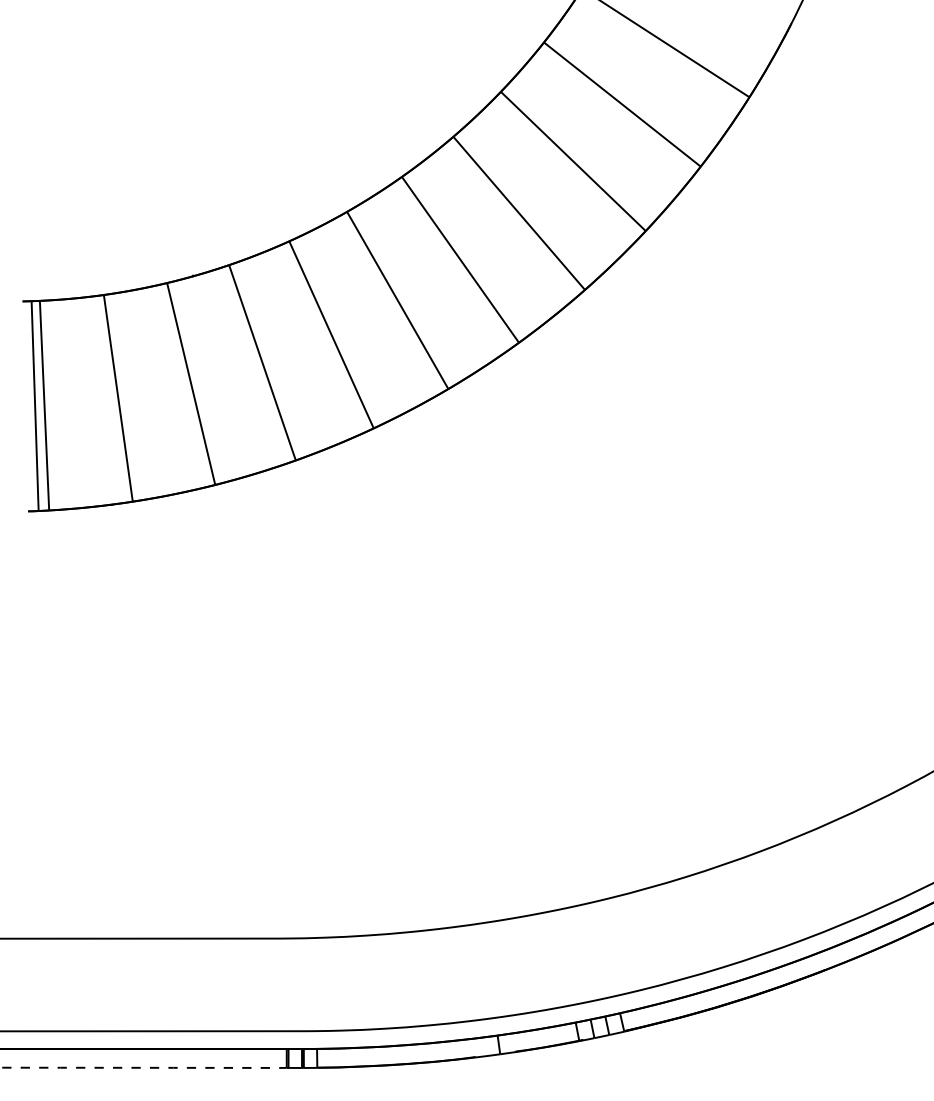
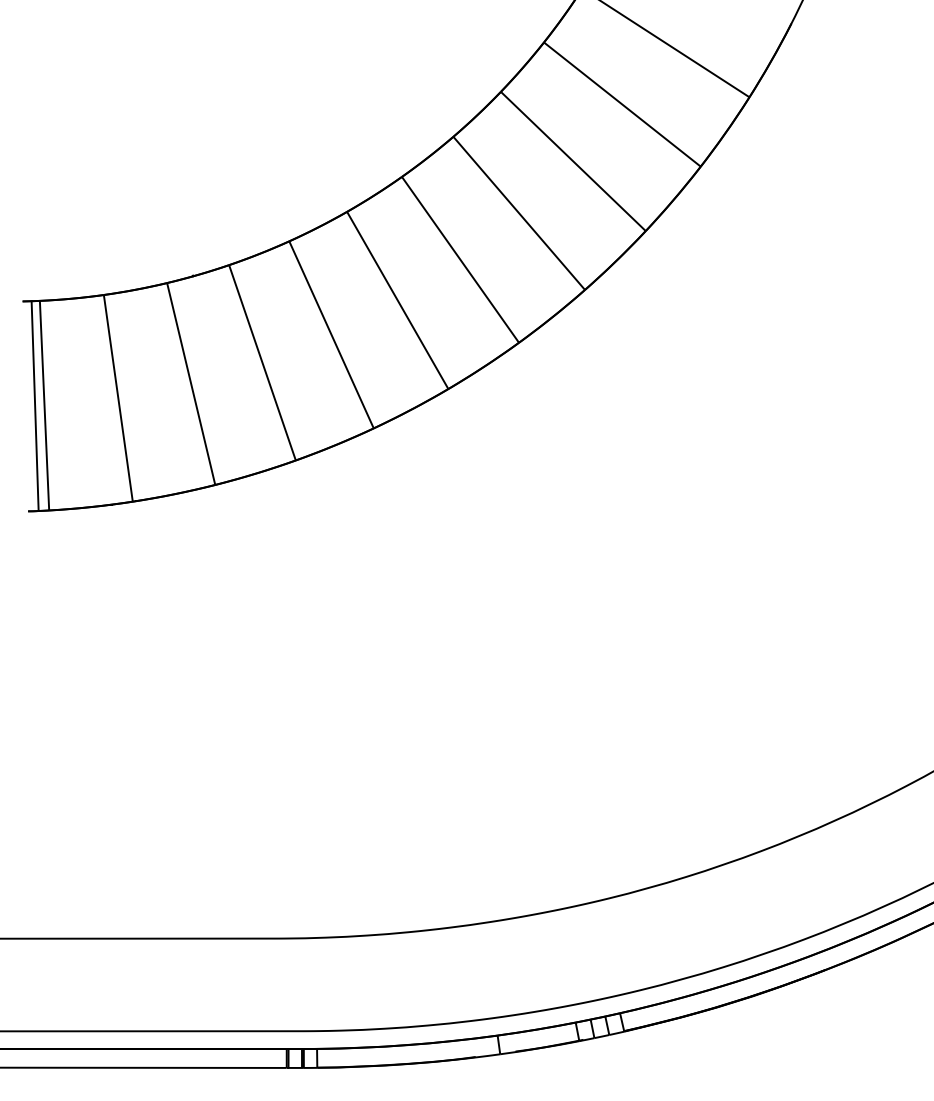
line: dashed -> solid (143, 1067)
